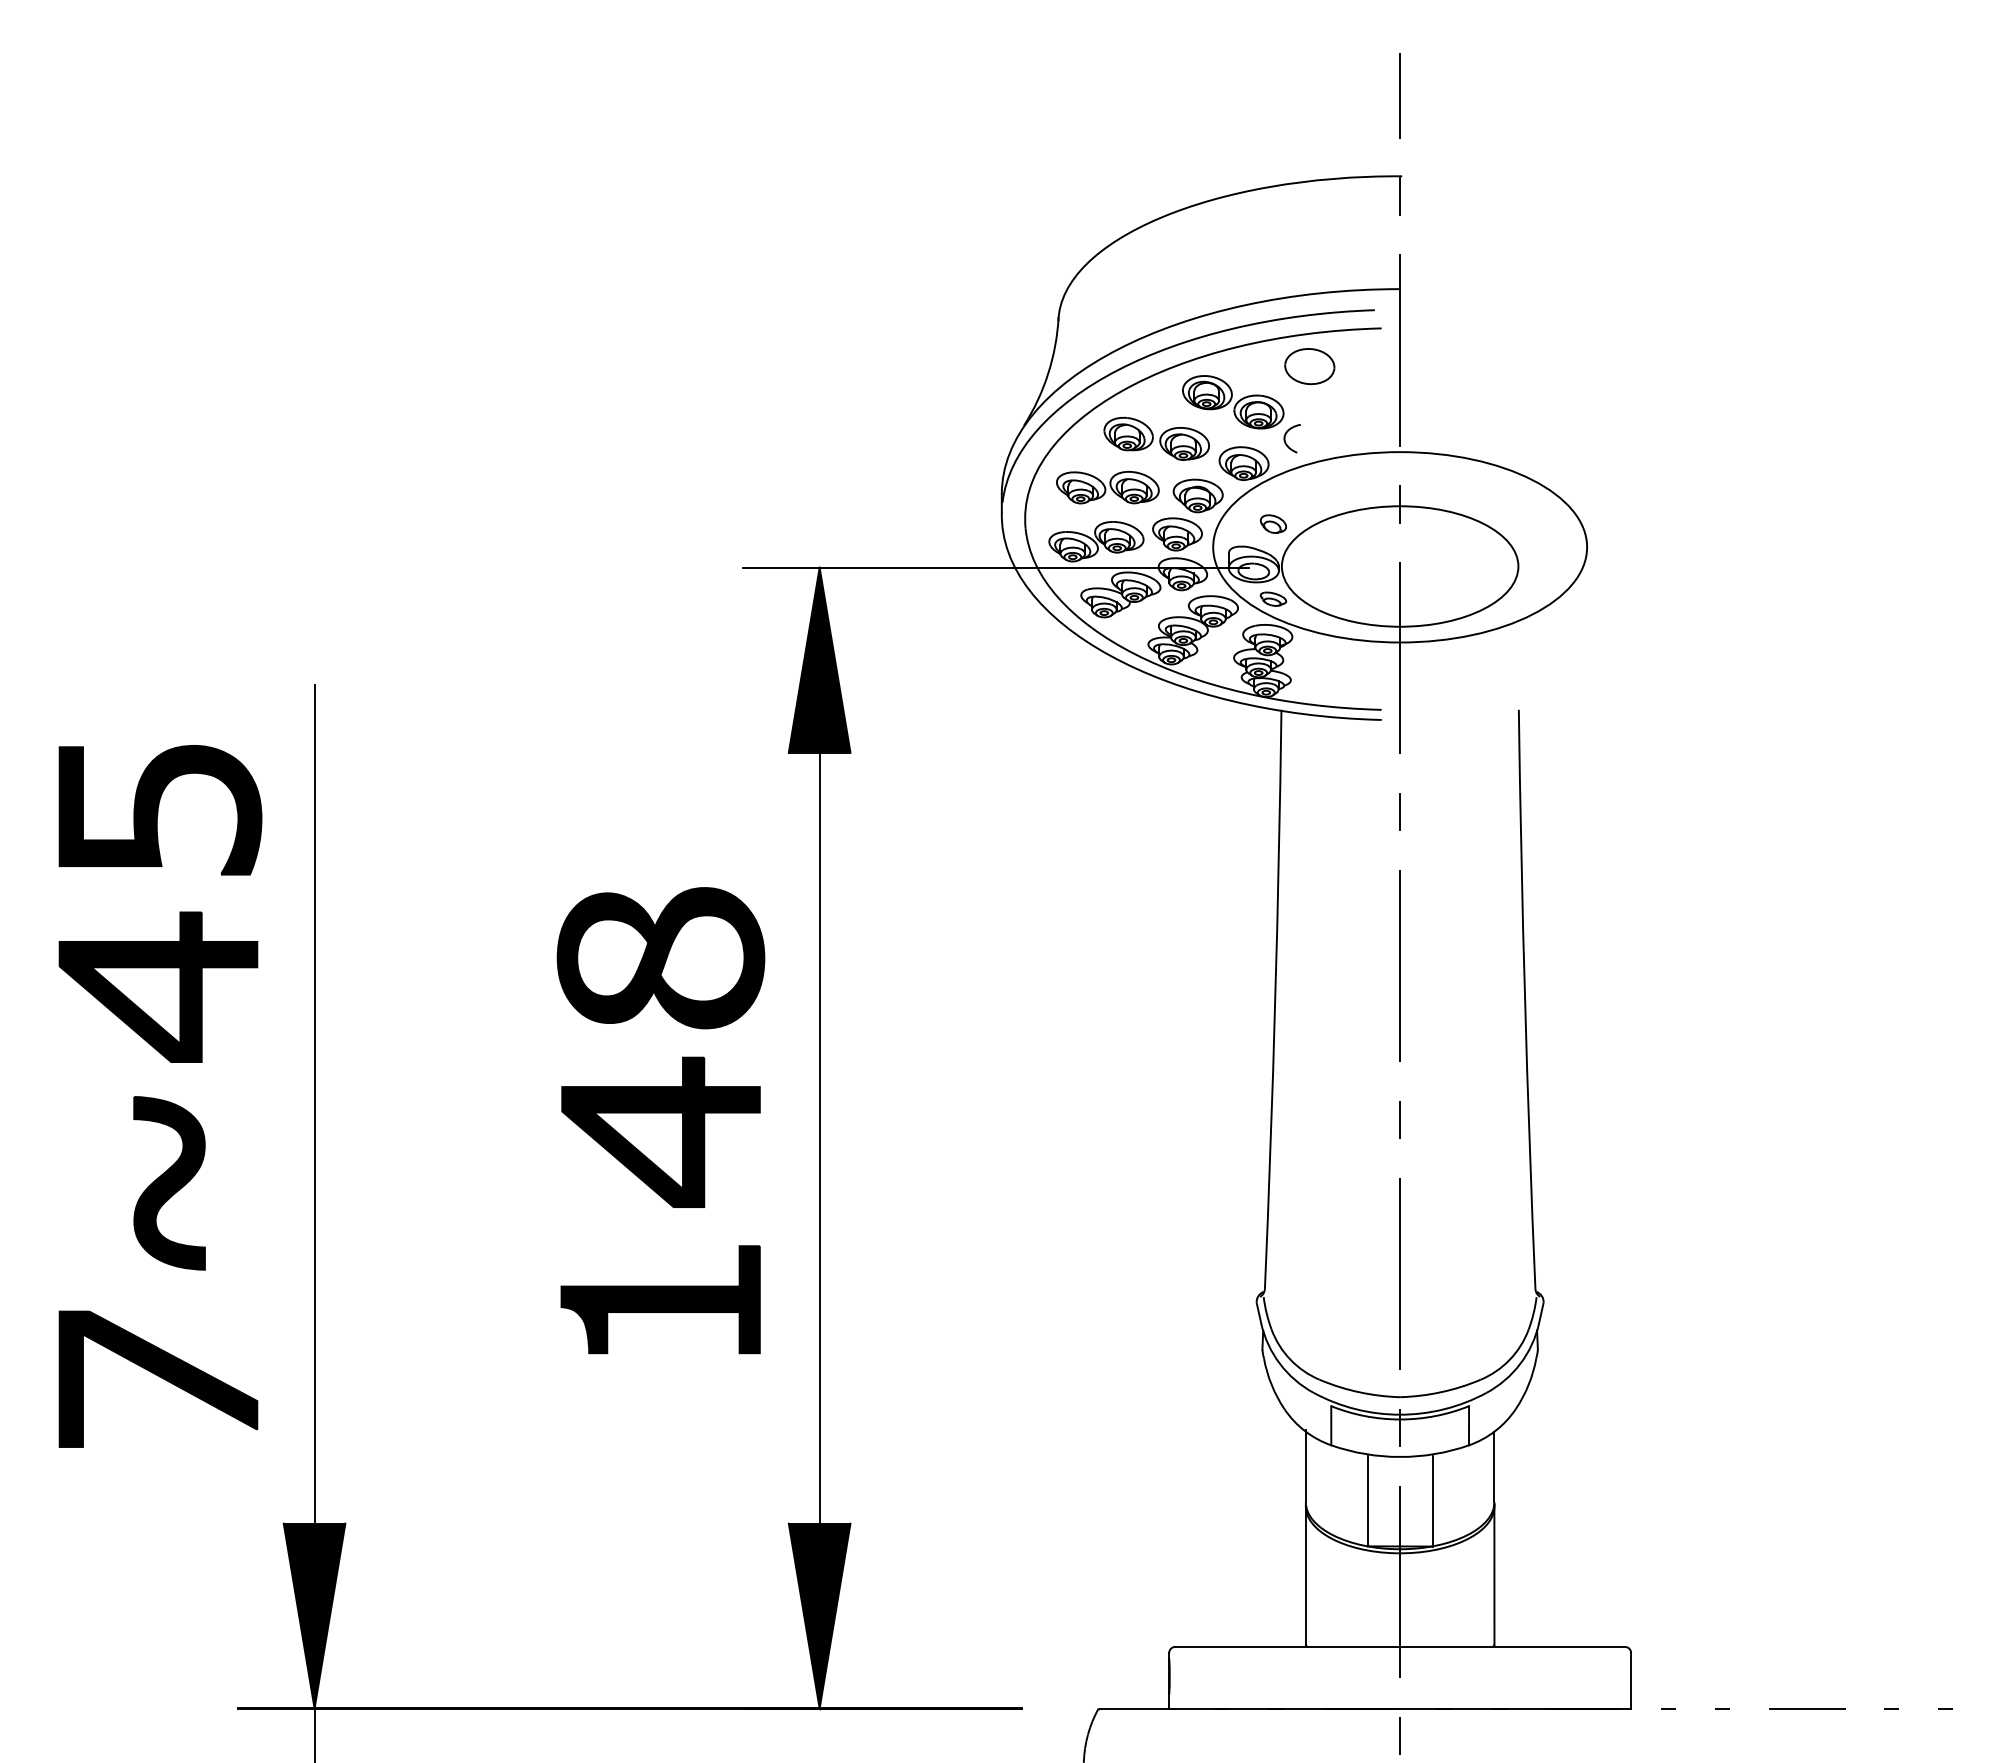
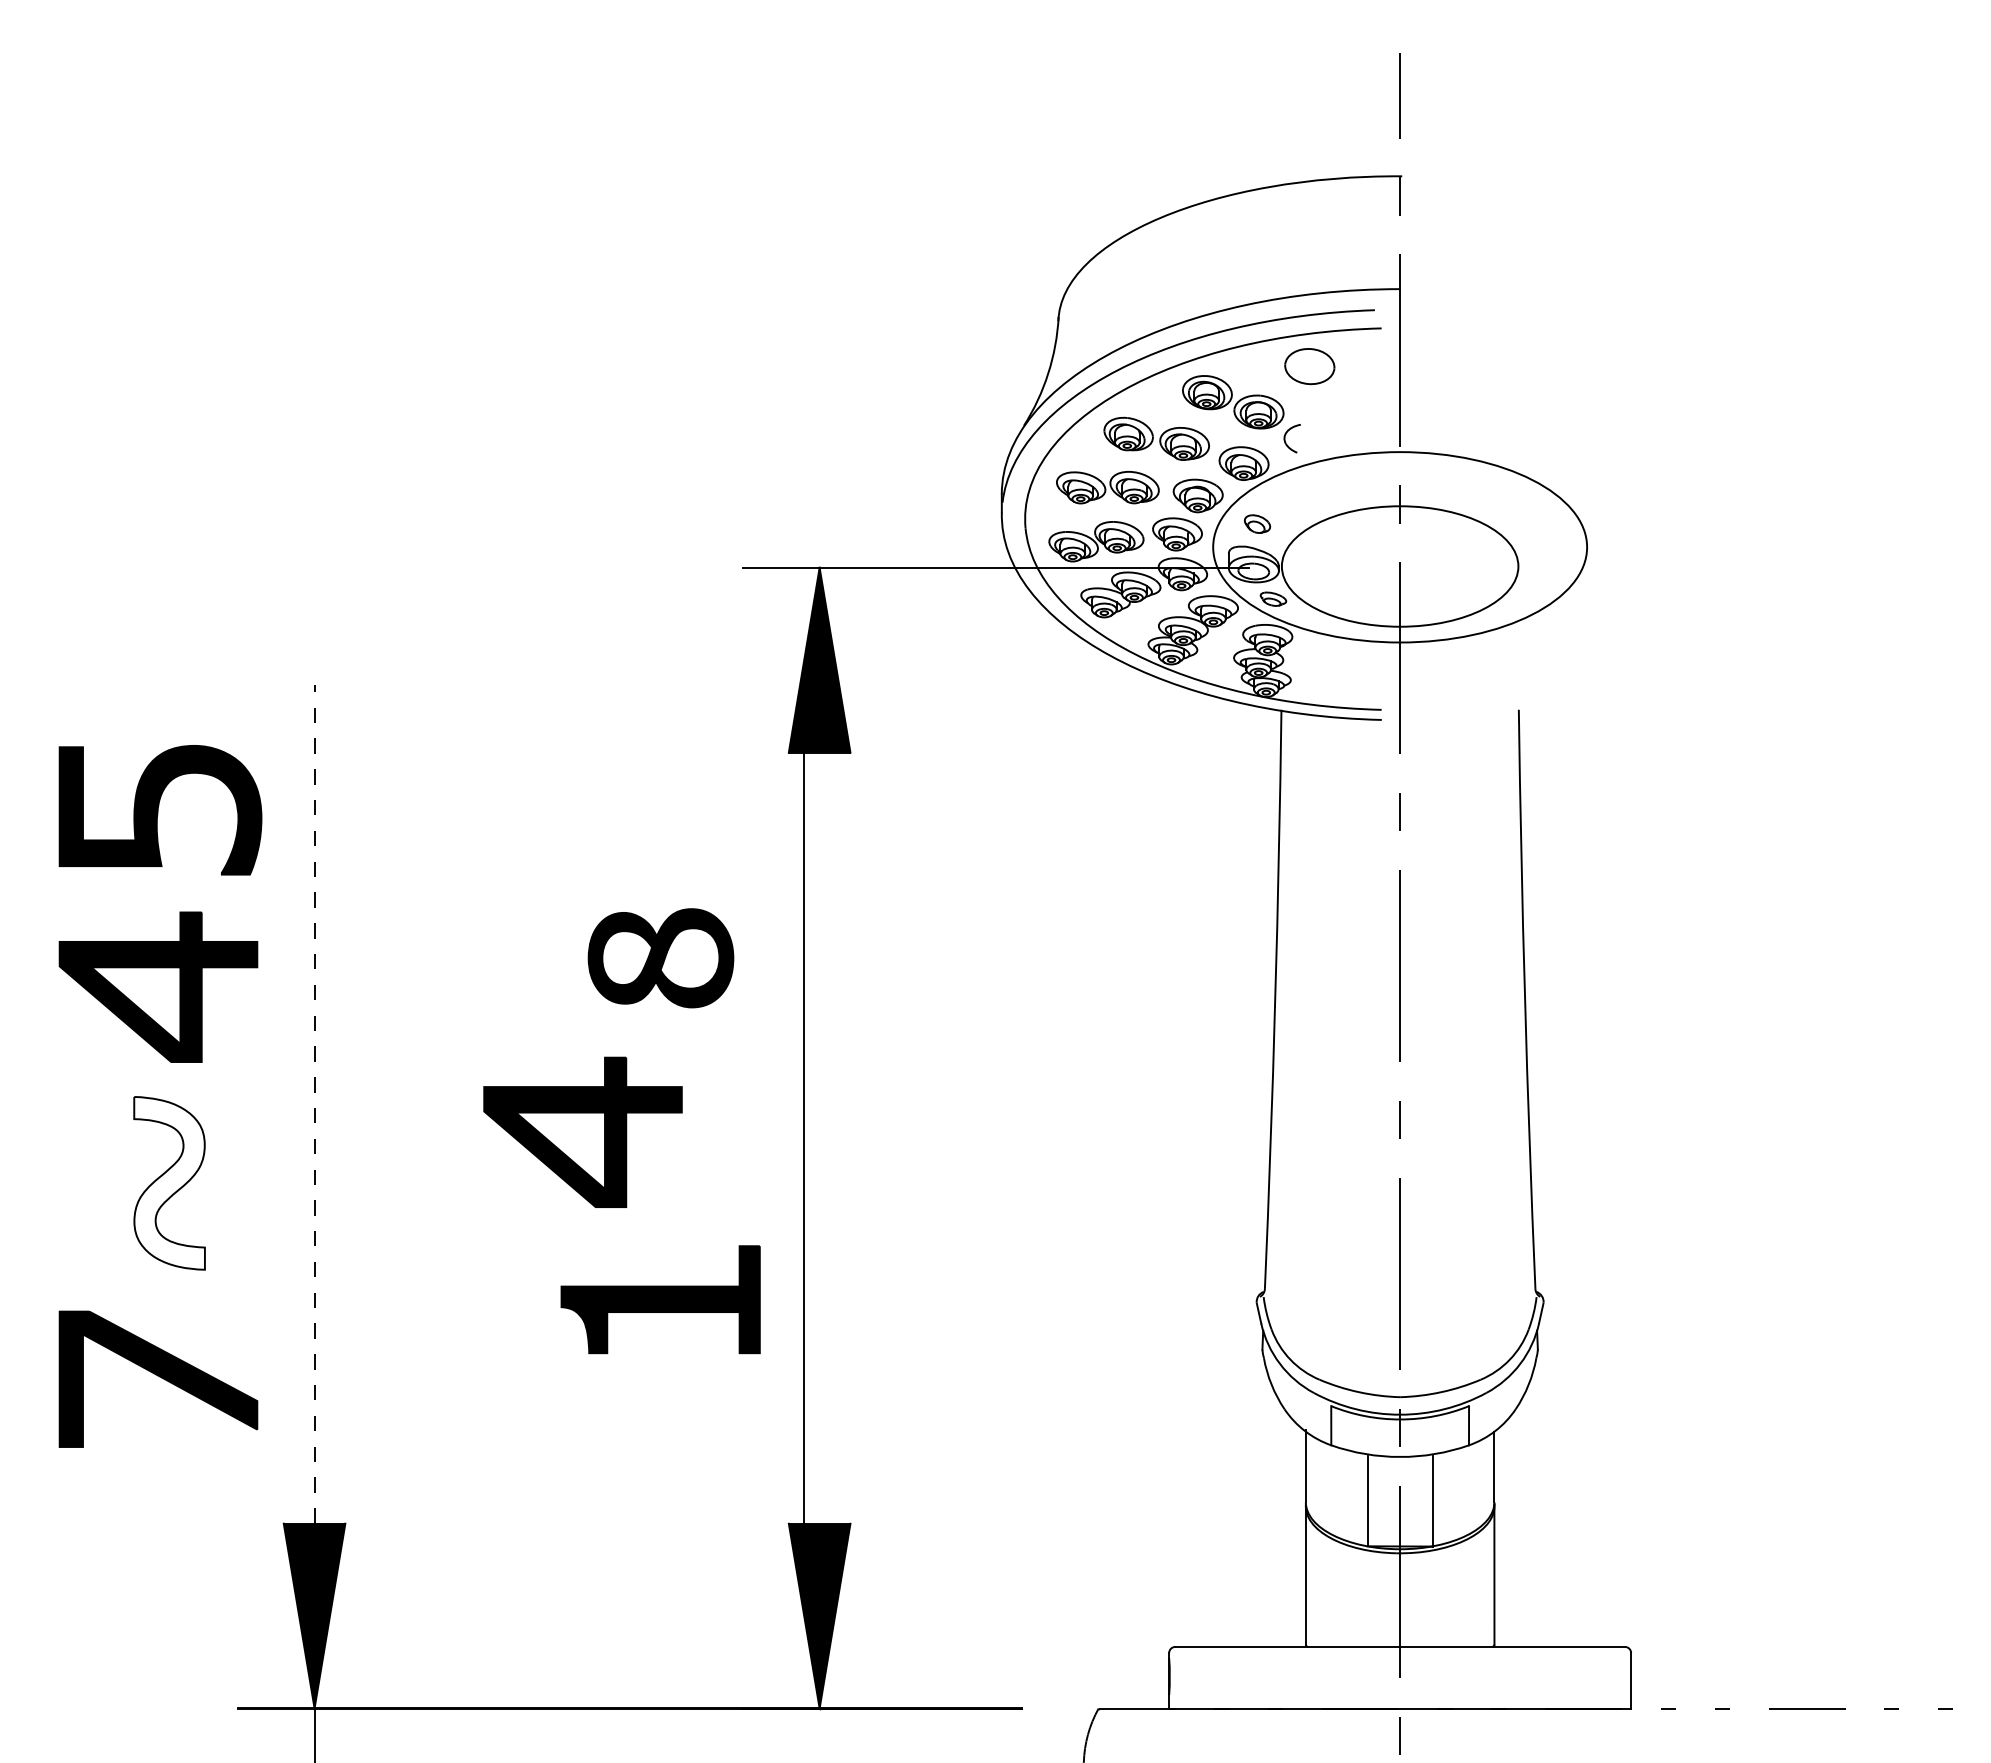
part position: (1273, 523) -> (1257, 523) (1257, 523)
part size: 210x143 px -> 148x101 px (660, 958)
line: solid -> dashed (314, 1103)
part position: (660, 1131) -> (582, 1131) (582, 1131)
line position: (819, 1137) -> (803, 1137) (803, 1137)
fill: present -> none (169, 1182)
